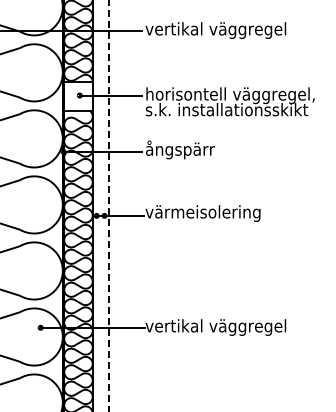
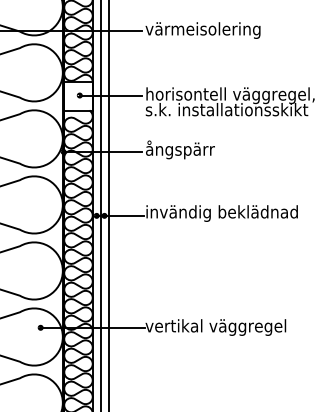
text: vertikal väggregel -> värmeisolering (220, 30)
line: none -> present (101, 205)
line: dashed -> solid (109, 206)
text: värmeisolering -> invändig beklädnad (221, 213)
